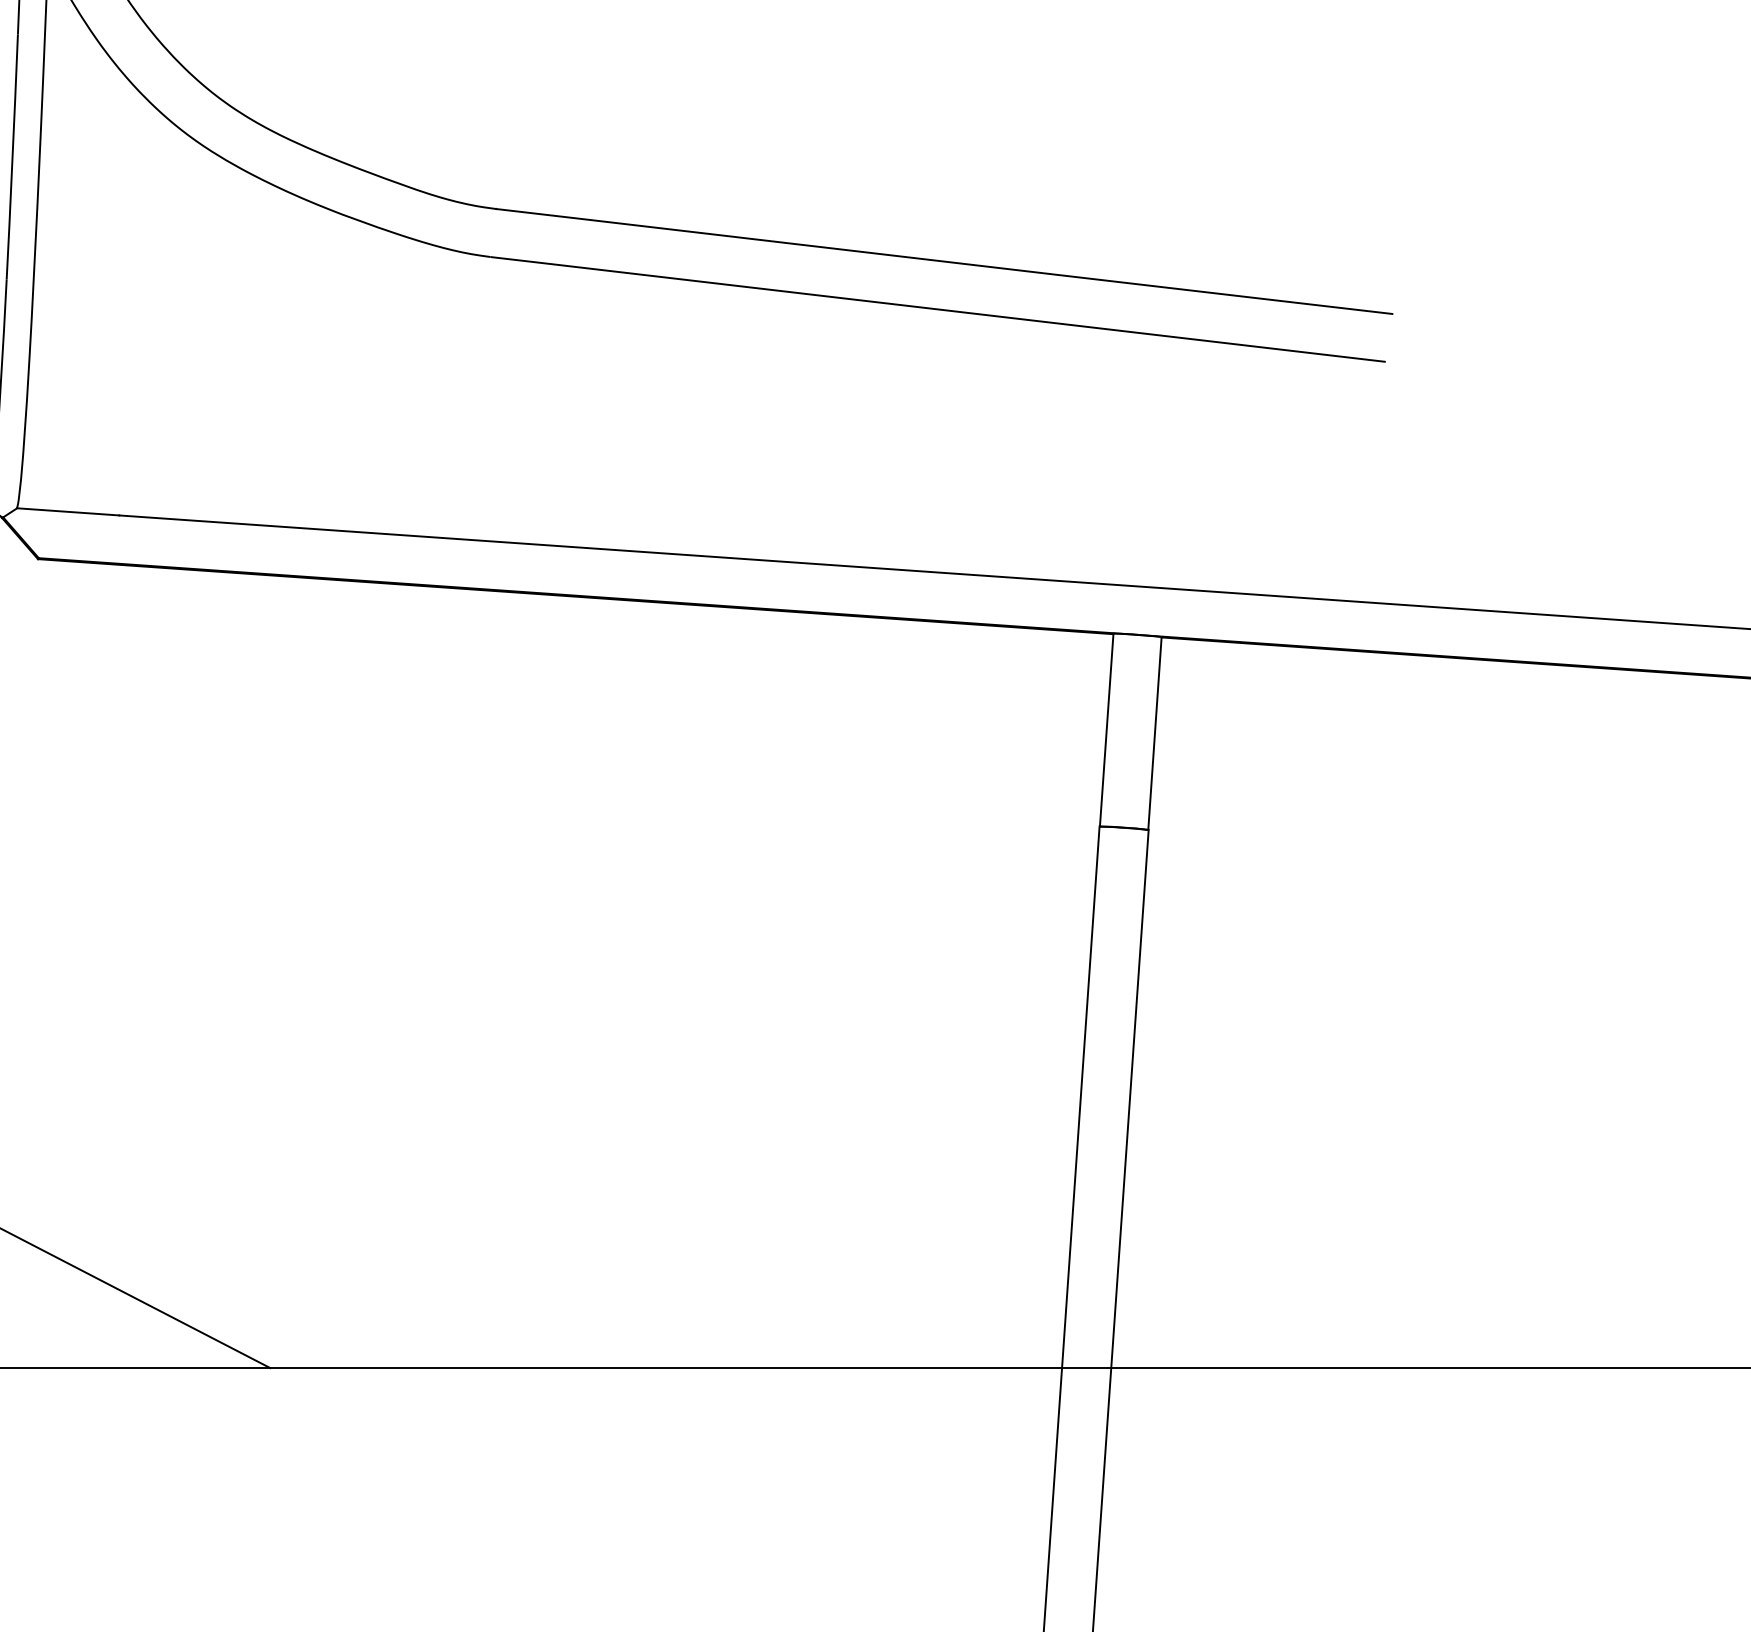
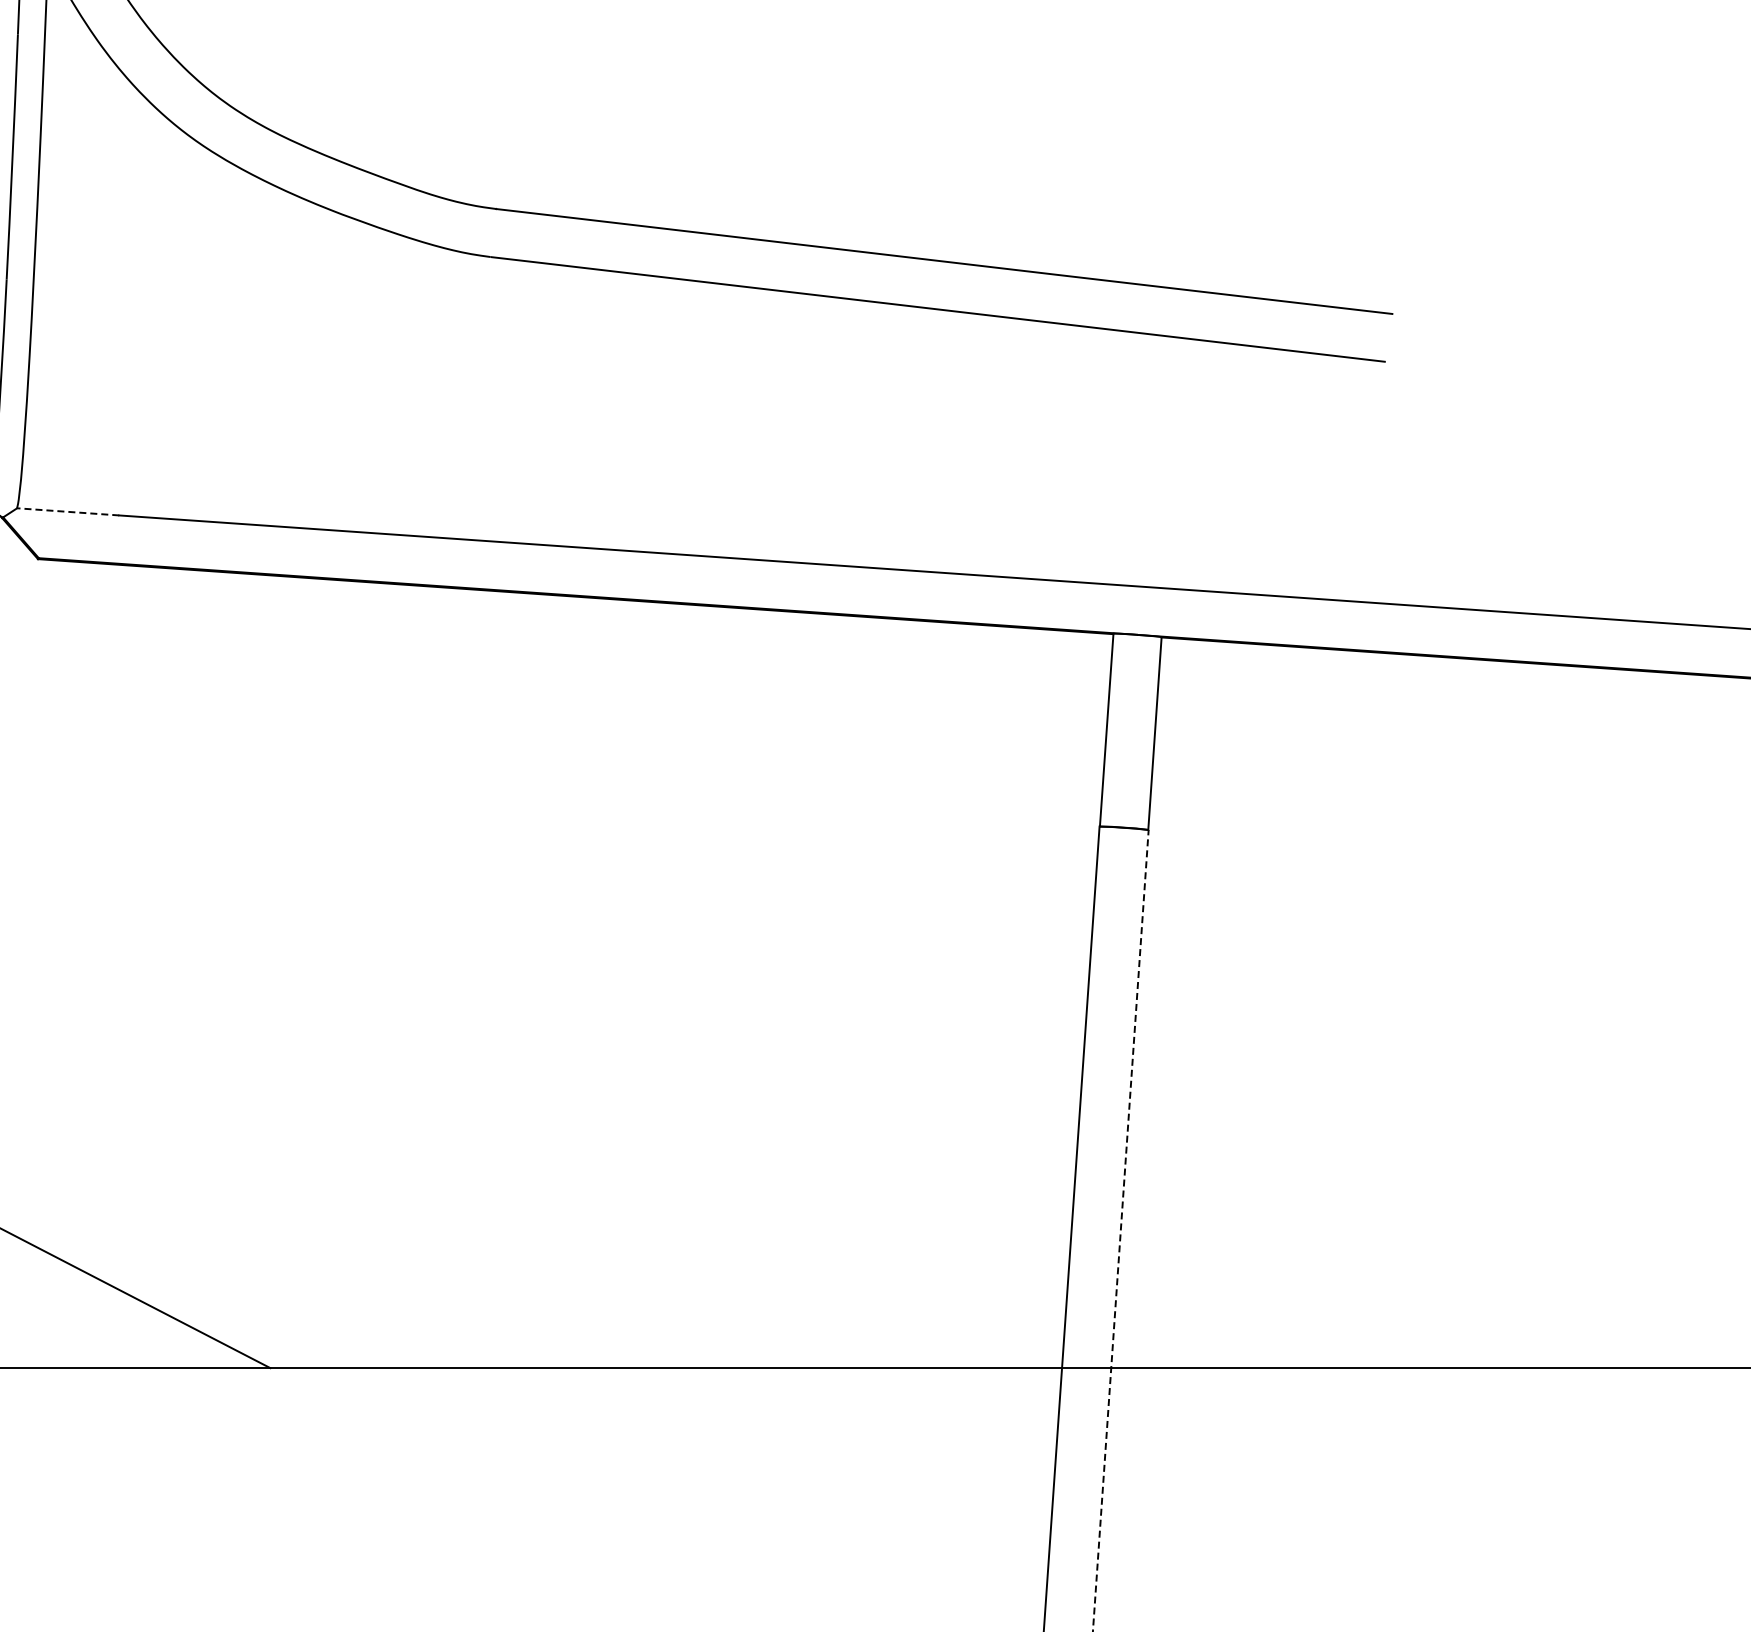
line: solid -> dashed (67, 511)
line: solid -> dashed (1120, 1230)
